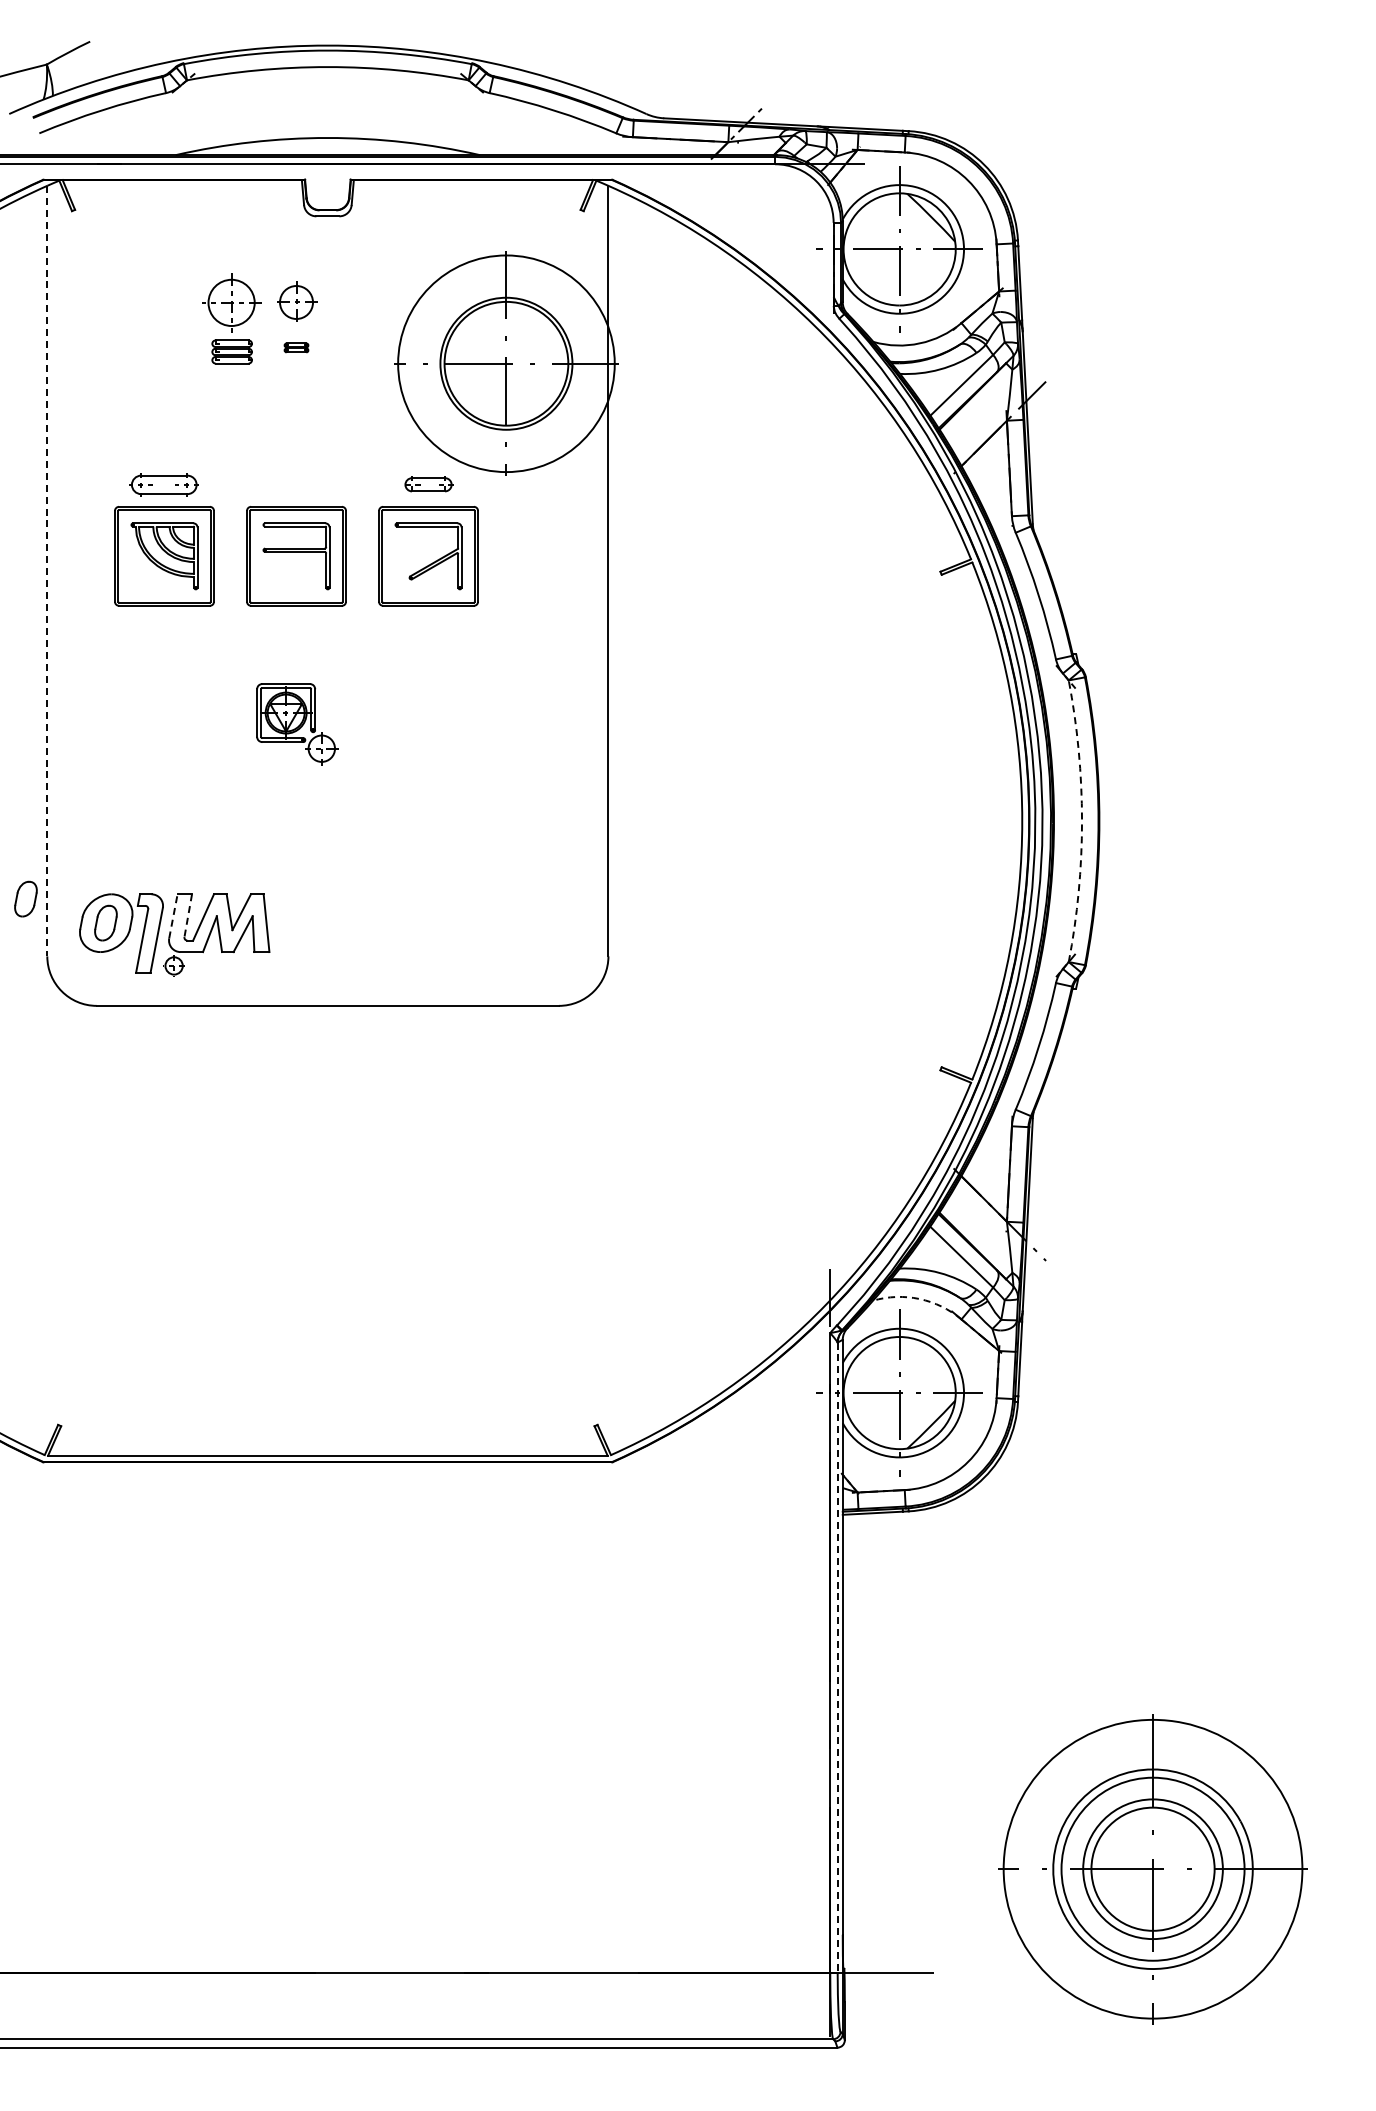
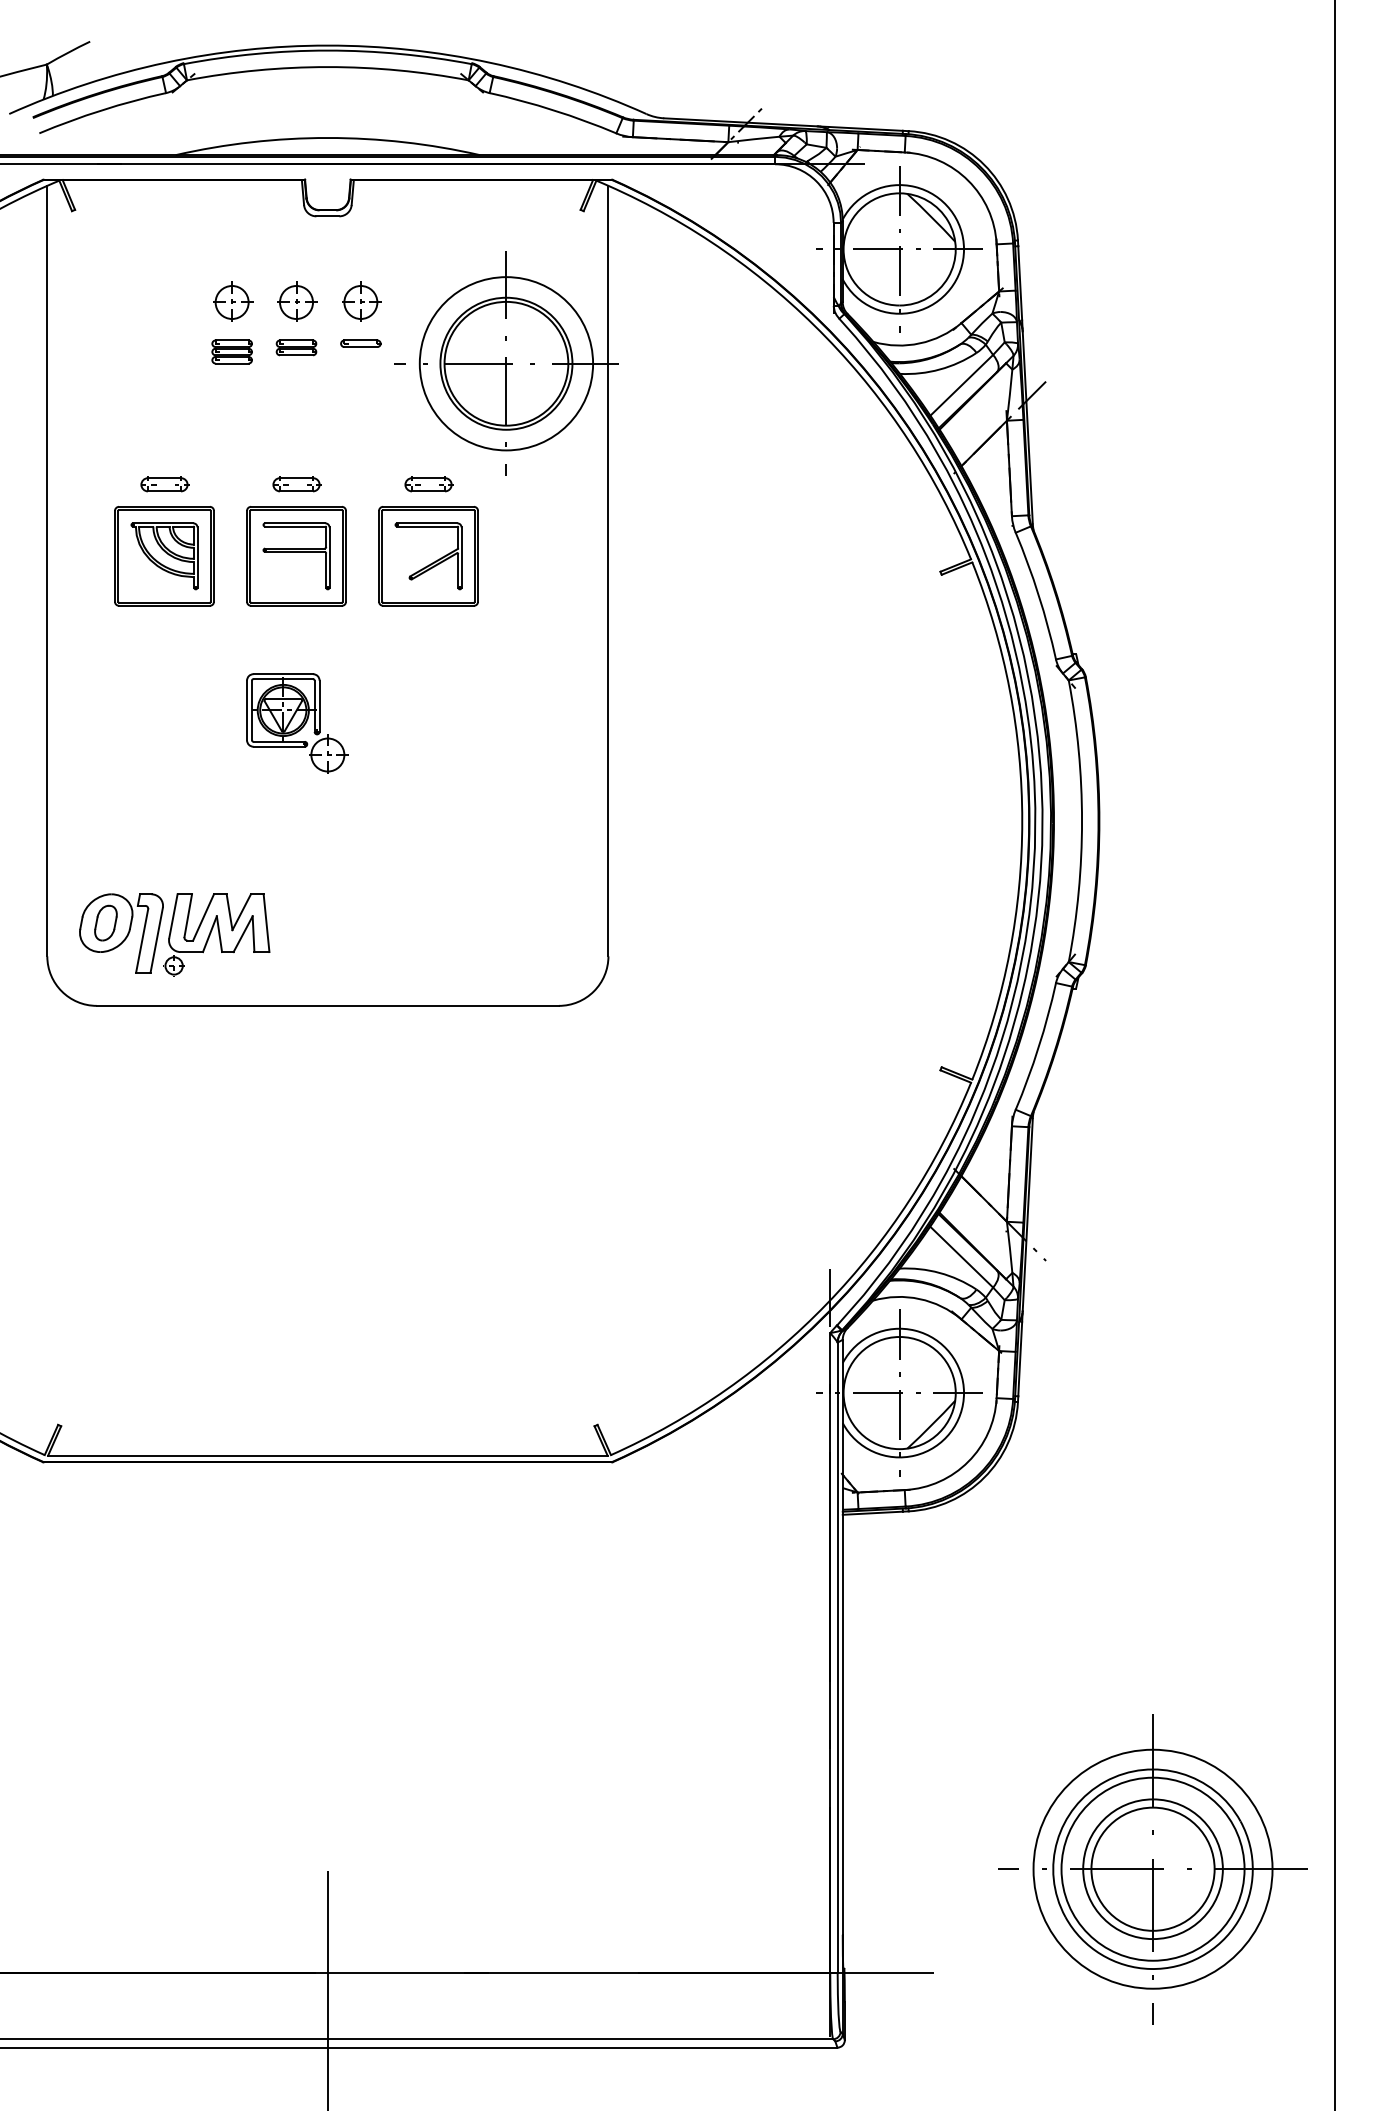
part: none -> present (361, 301)
part size: 60x60 px -> 41x41 px (233, 301)
part: none -> present (360, 343)
part size: 27x12 px -> 43x18 px (296, 347)
circle diameter: 217 px -> 173 px (506, 363)
part size: 70x24 px -> 50x17 px (164, 484)
part: none -> present (296, 484)
line: dashed -> solid (47, 571)
part size: 83x83 px -> 103x101 px (297, 723)
arc: dashed -> solid (1082, 821)
part: present -> none (25, 898)
line: dashed -> solid (173, 915)
line: dashed -> solid (188, 915)
line: none -> present (1334, 1054)
arc: dashed -> solid (919, 1299)
line: dashed -> solid (837, 1658)
circle diameter: 299 px -> 239 px (1152, 1868)
line: none -> present (327, 1988)
